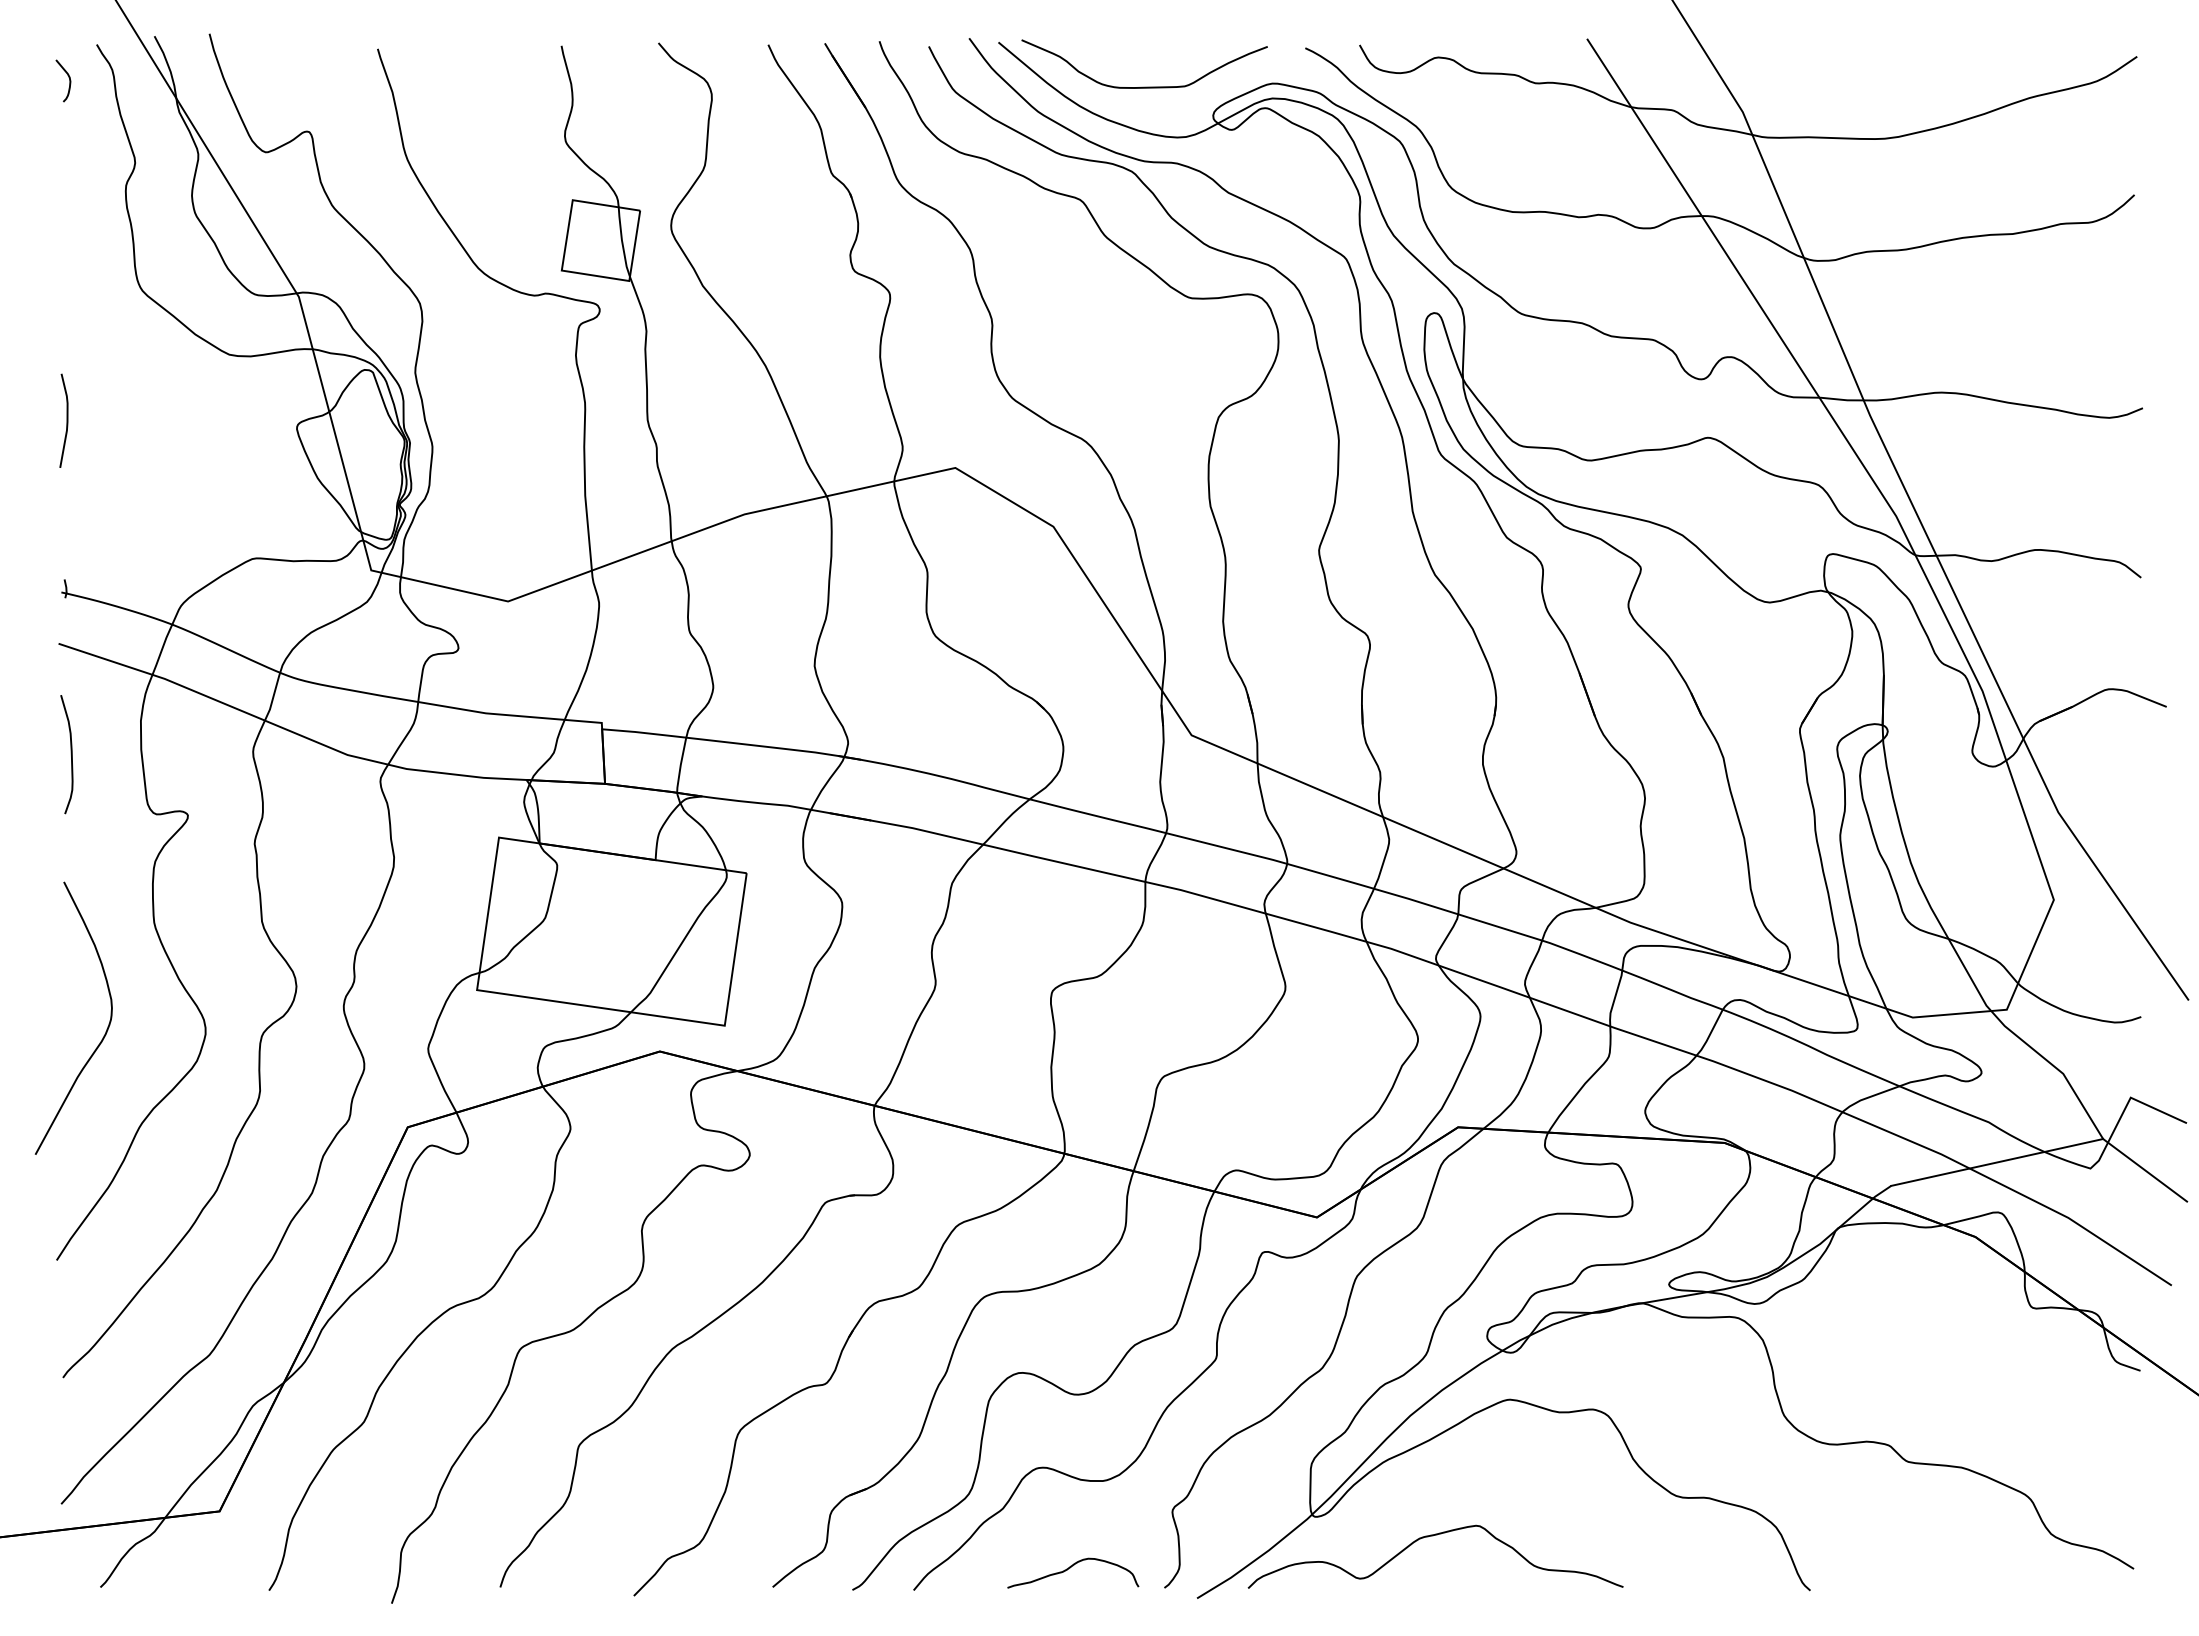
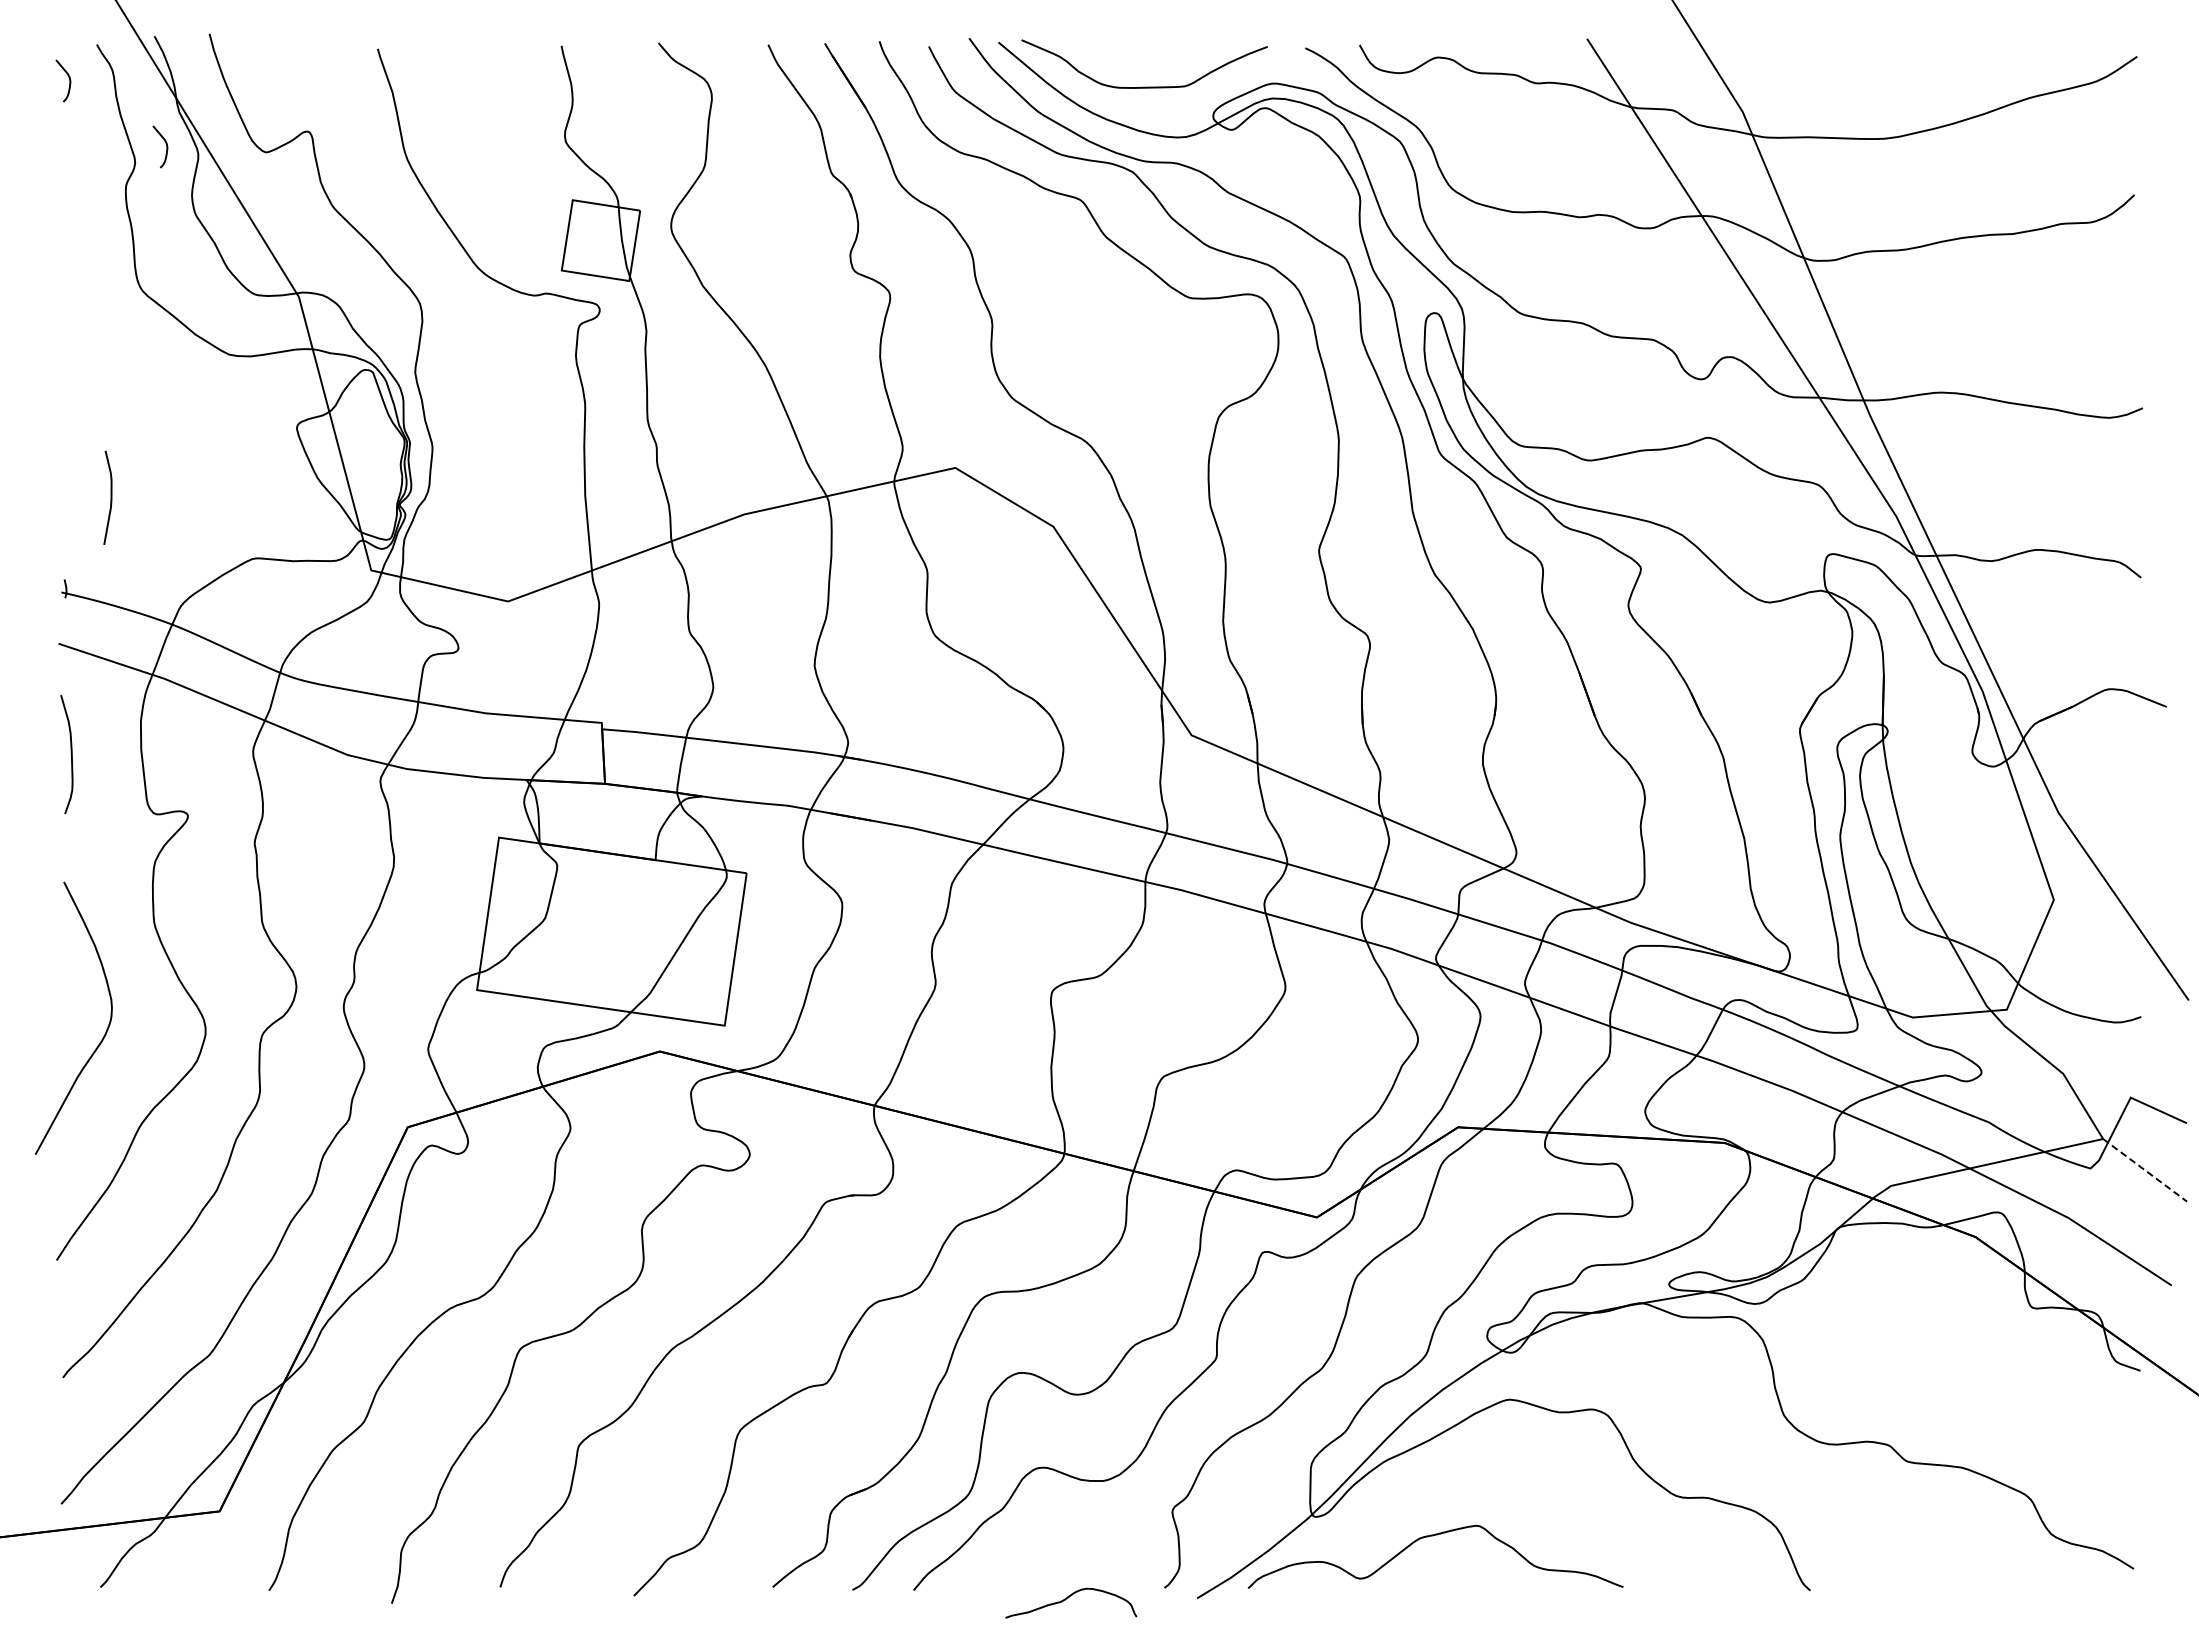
curve: none -> present (165, 143)
curve position: (66, 420) -> (110, 497) (110, 497)
line: solid -> dashed (2145, 1170)
curve position: (1070, 1568) -> (1068, 1598) (1068, 1598)
